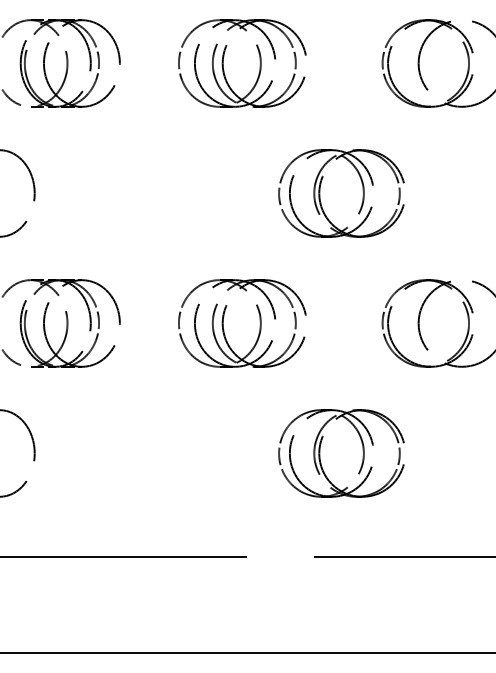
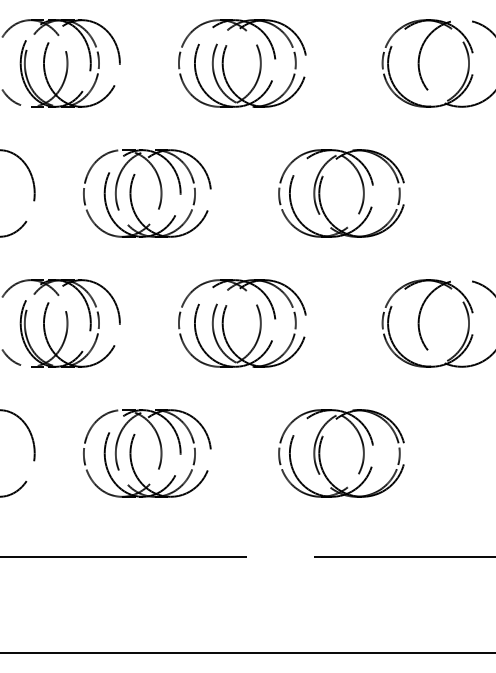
part: none -> present (160, 193)
part: none -> present (160, 453)
